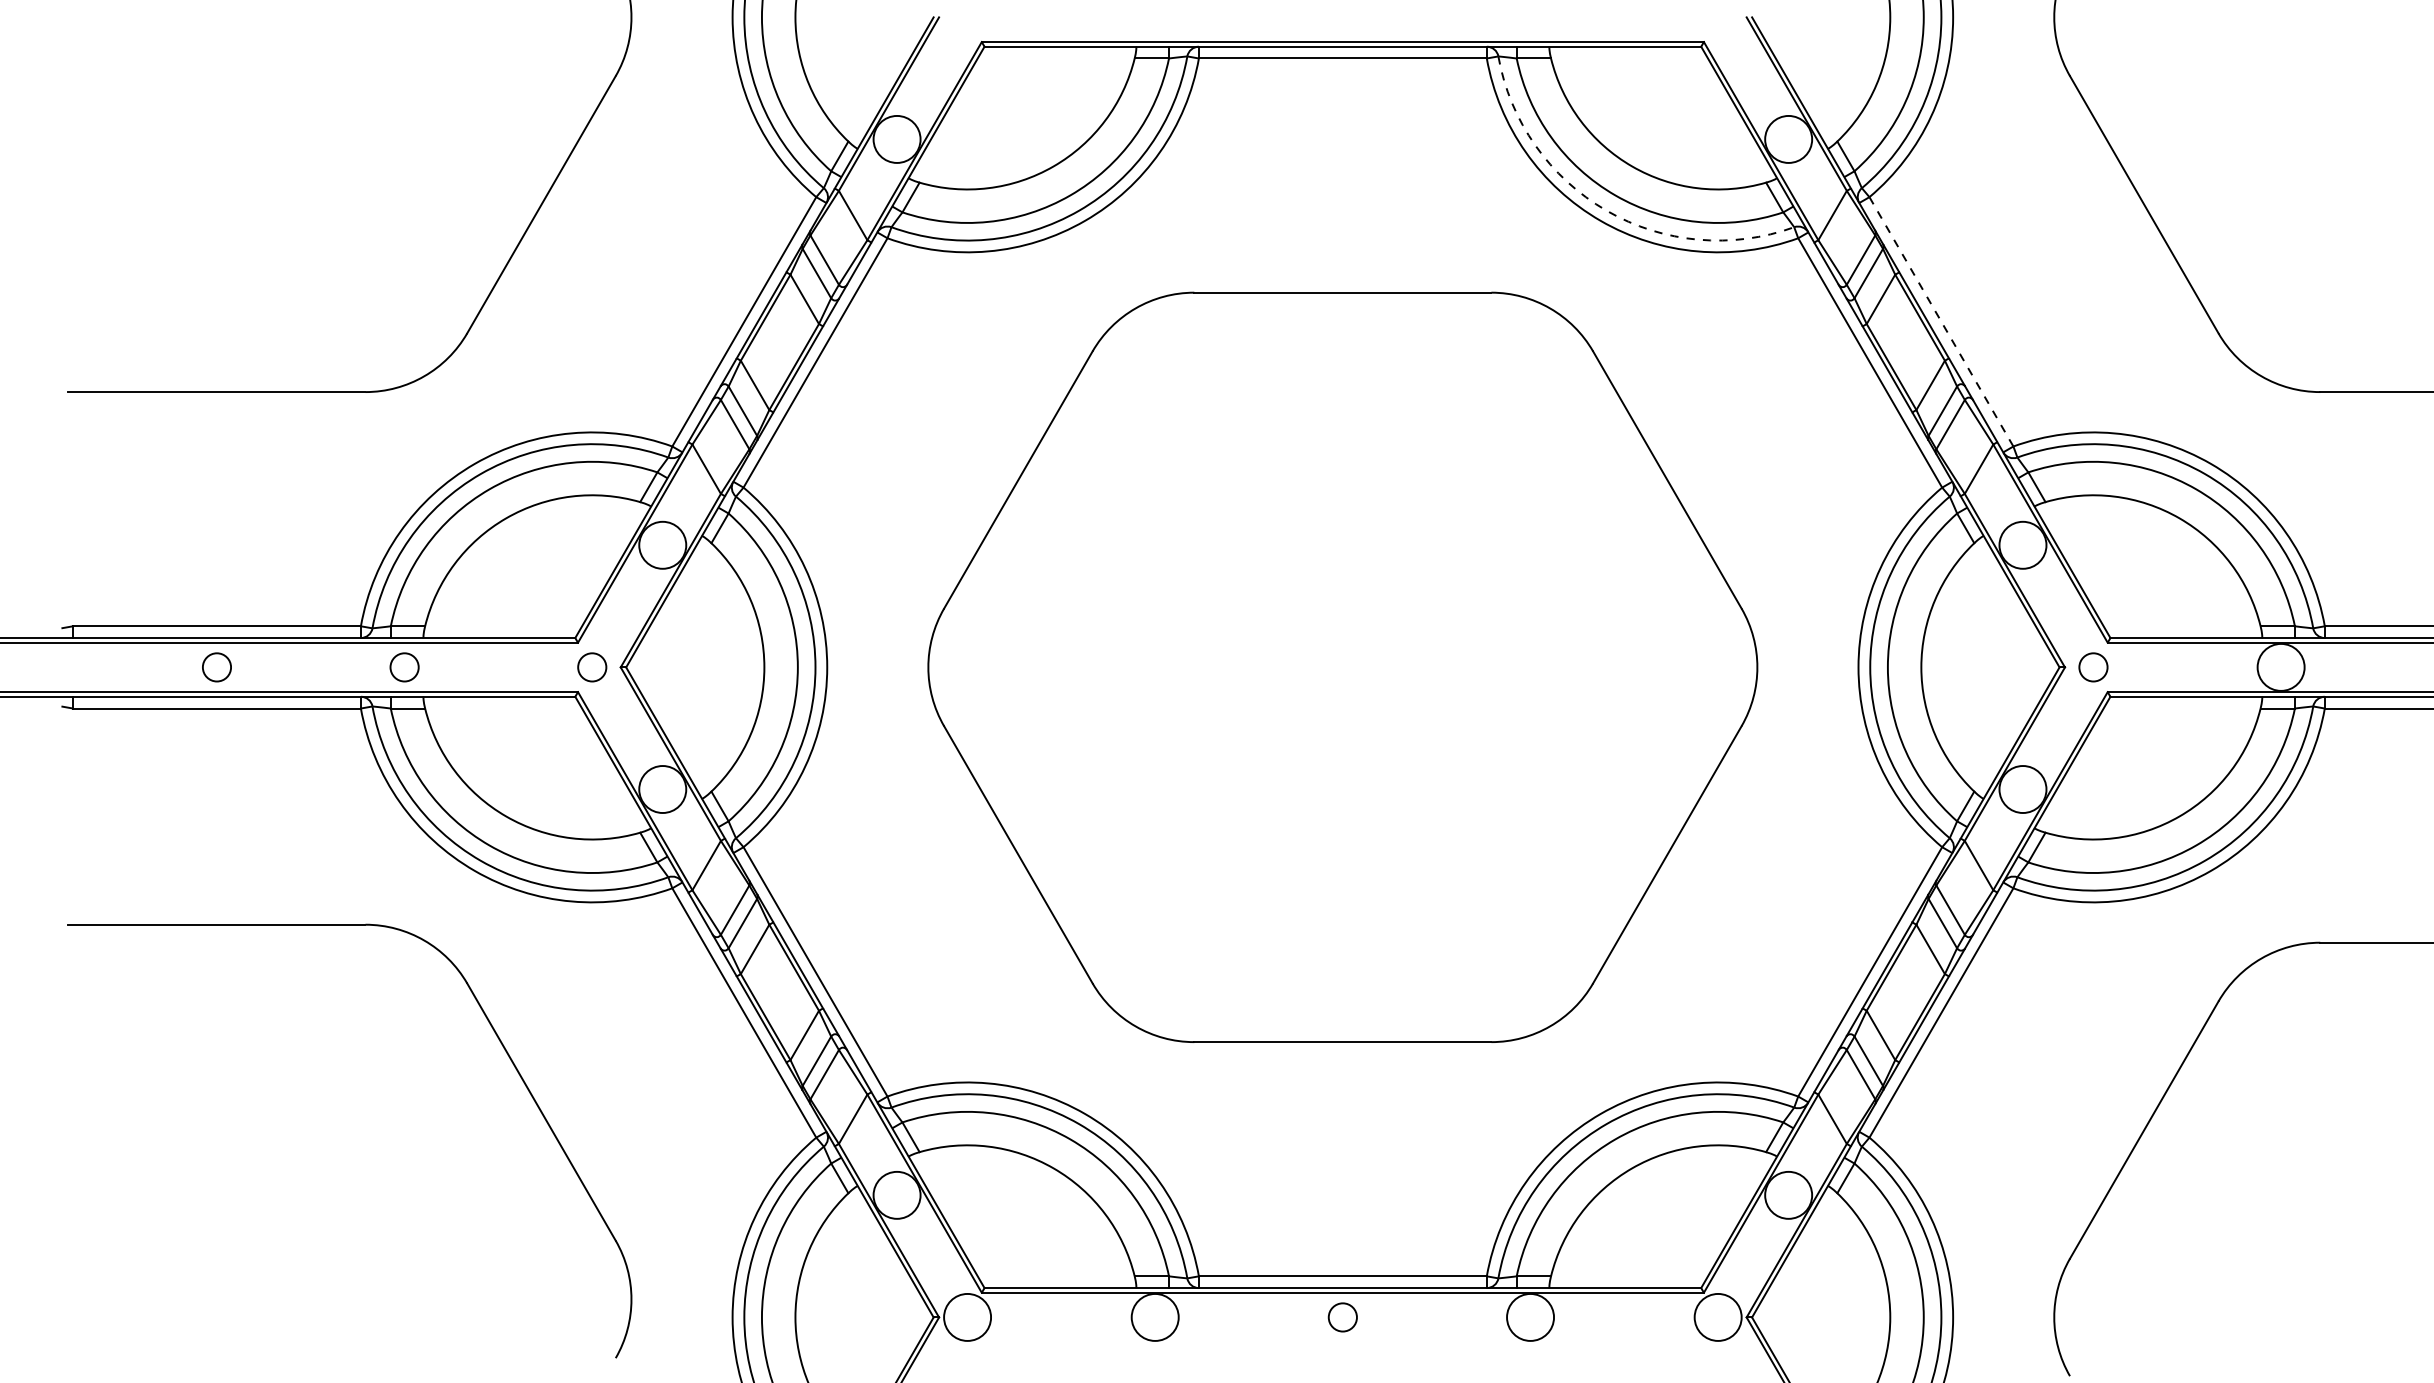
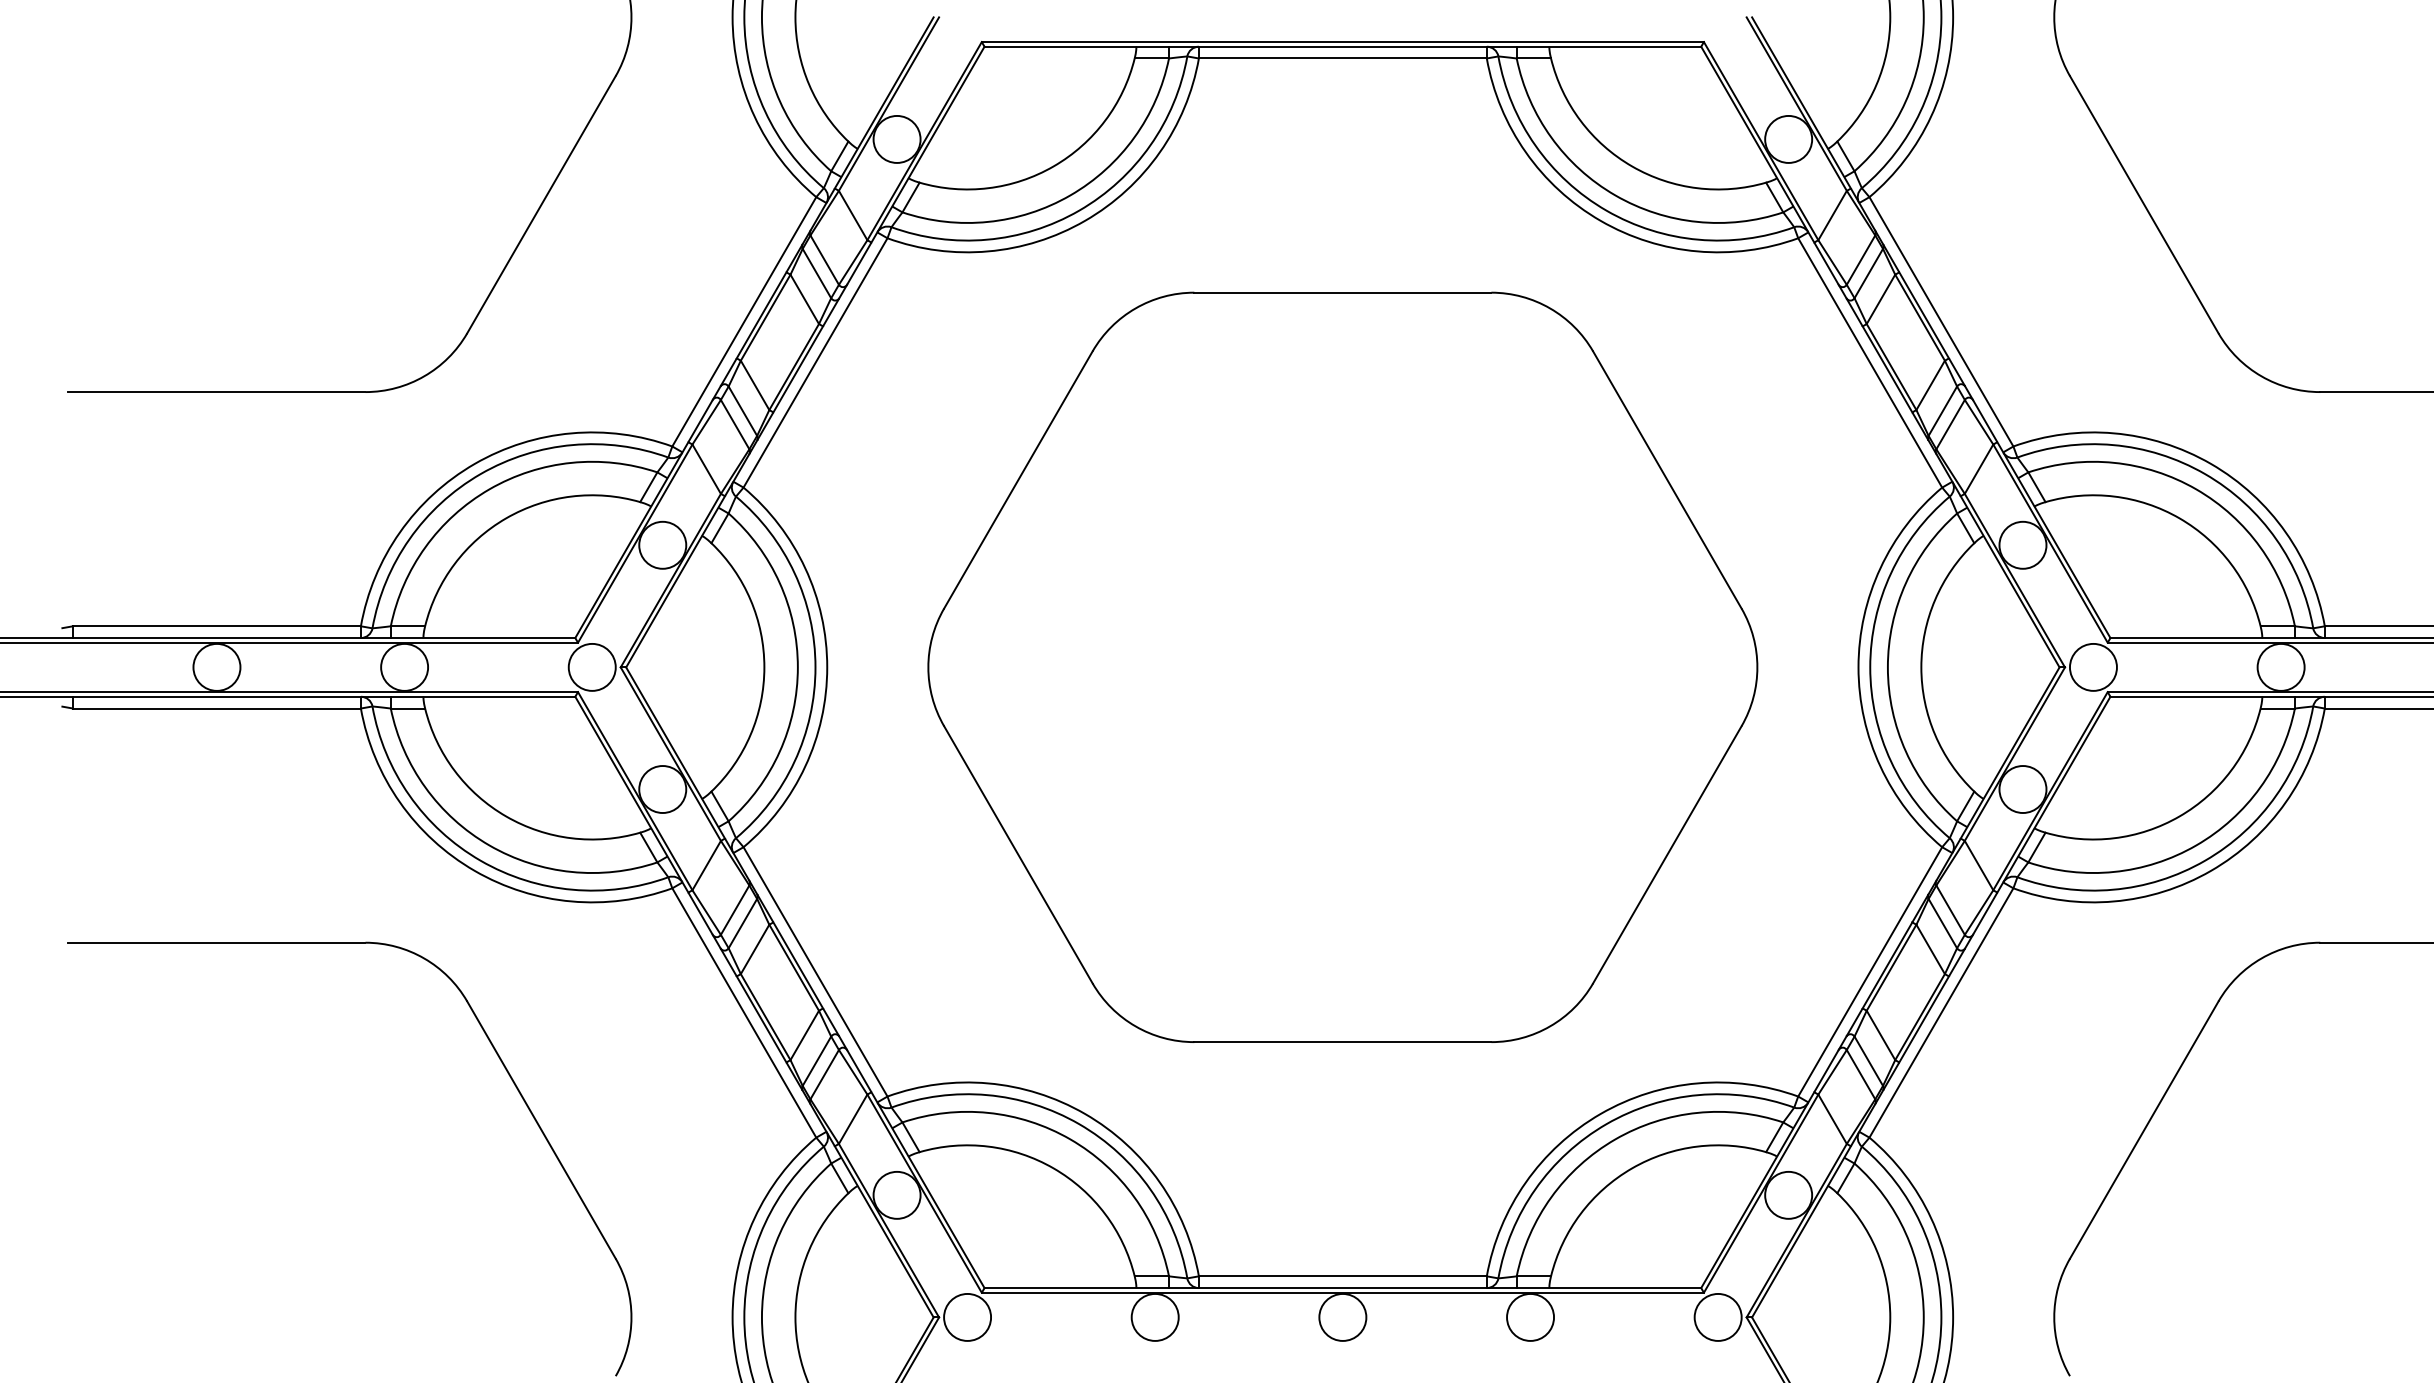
arc: dashed -> solid (1606, 210)
line: dashed -> solid (1941, 321)
circle diameter: 28 px -> 47 px (216, 666)
circle diameter: 28 px -> 47 px (404, 666)
circle diameter: 28 px -> 47 px (591, 666)
circle diameter: 28 px -> 47 px (2092, 666)
part position: (504, 1050) -> (504, 1068) (504, 1068)
circle diameter: 28 px -> 47 px (1342, 1316)
